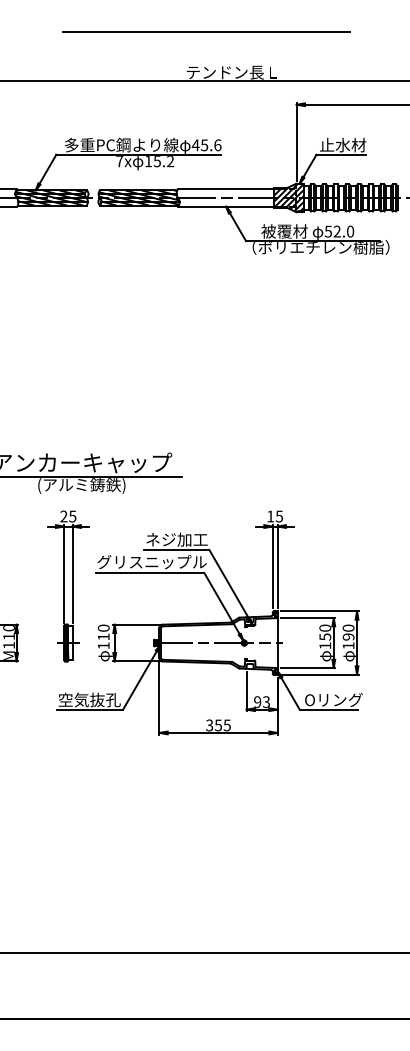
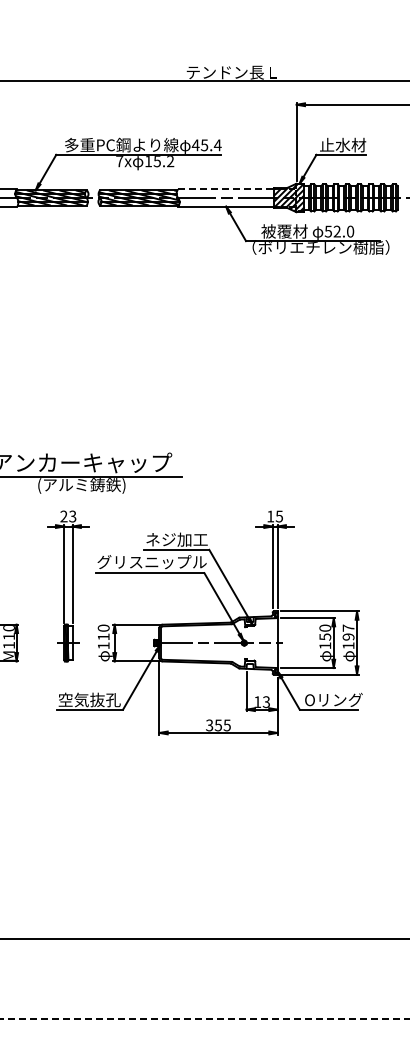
line: present -> none (206, 31)
text: 45.6 -> 45.4 (217, 145)
line: solid -> dashed (225, 189)
text: 25 -> 23 (72, 515)
text: 190 -> 197 (348, 627)
text: 93 -> 13 (257, 702)
line position: (204, 952) -> (204, 938) (204, 938)
line: solid -> dashed (205, 1019)
